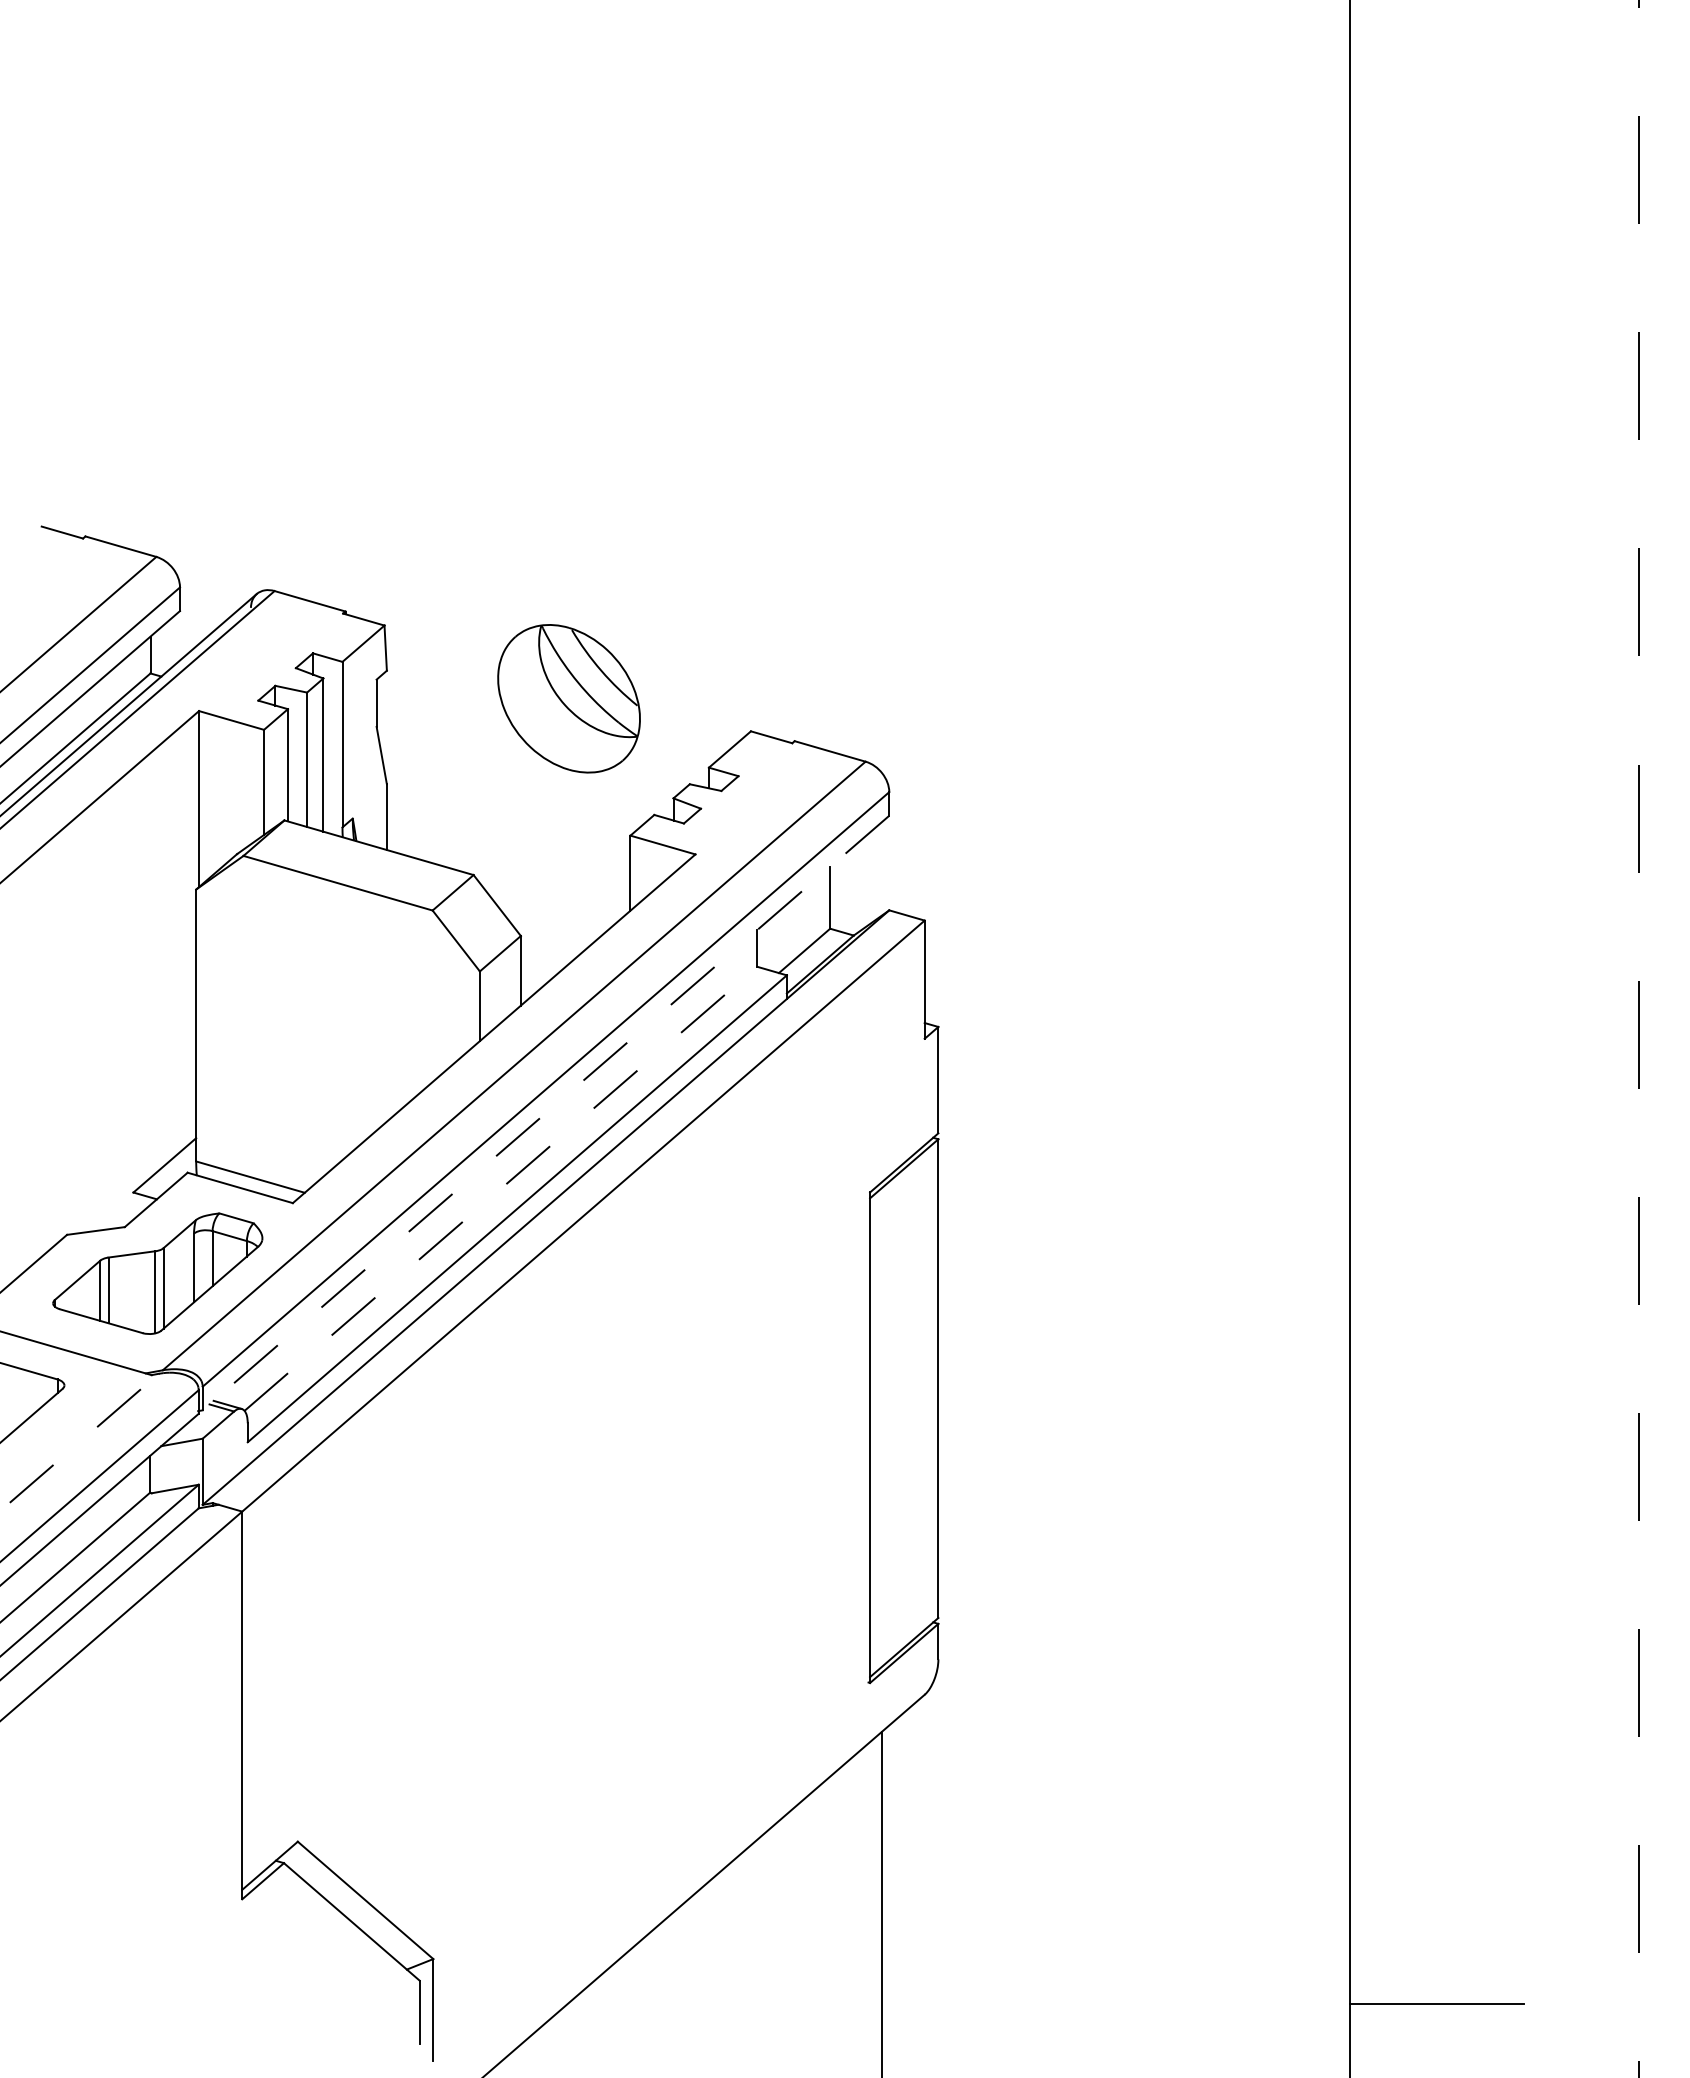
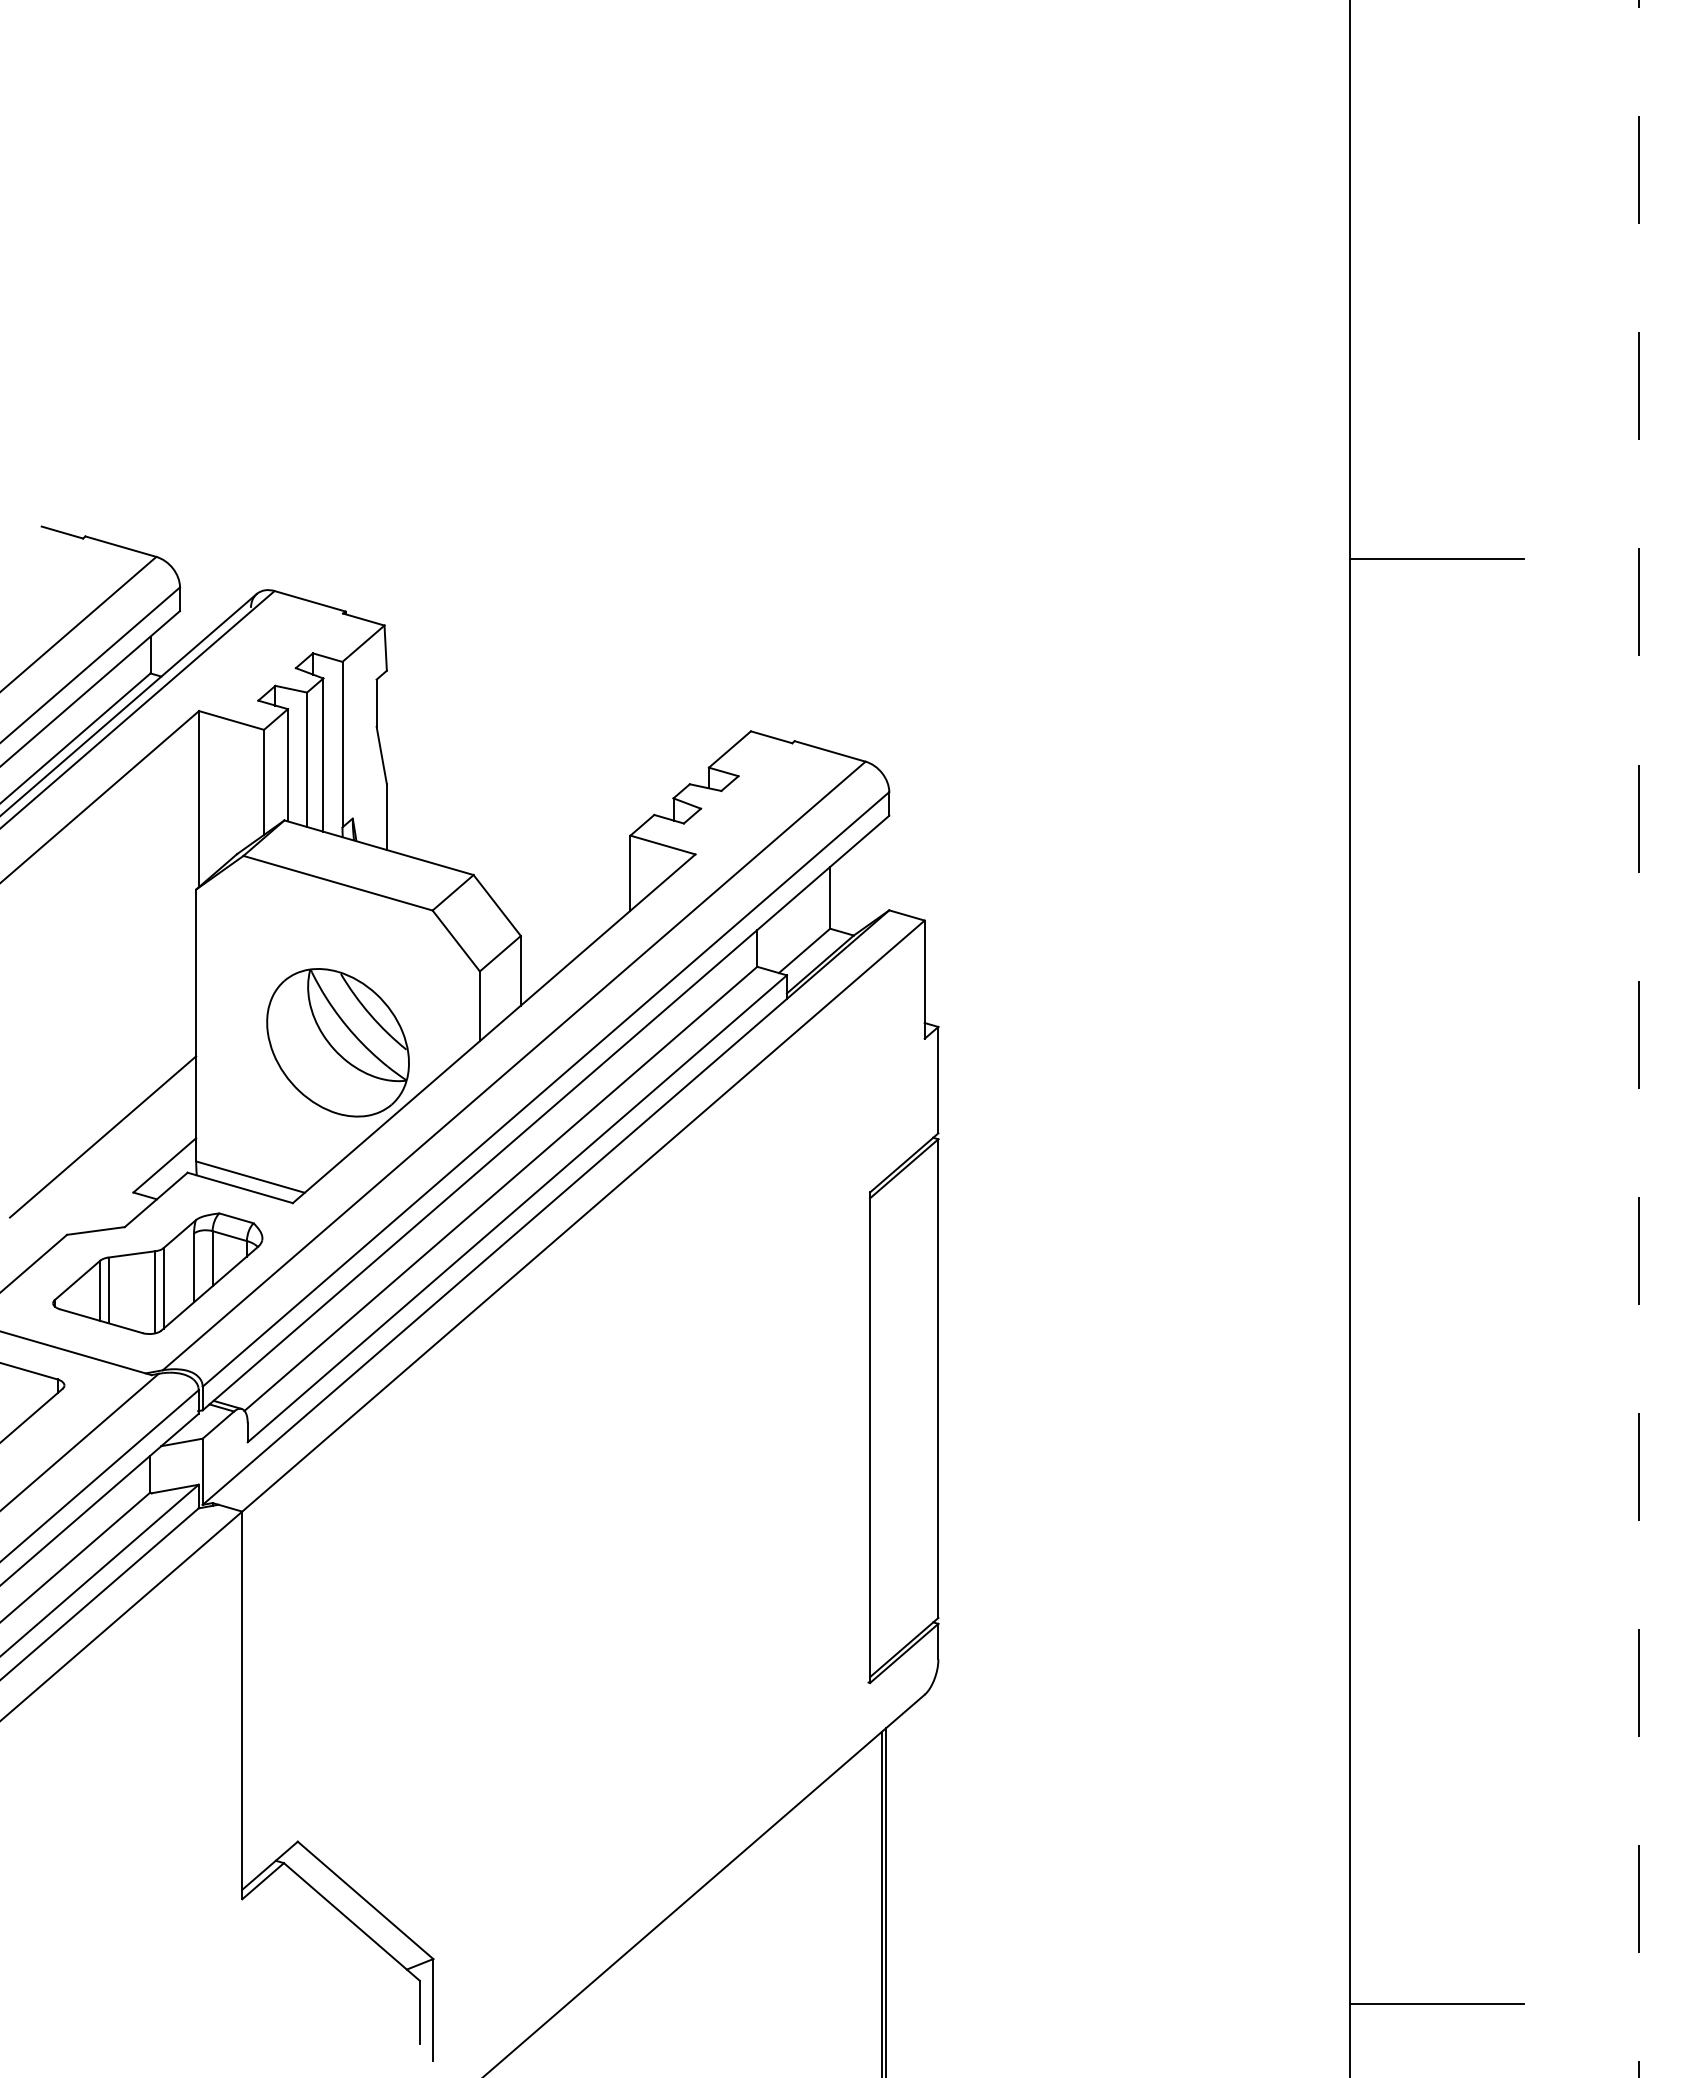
line: none -> present (1436, 559)
part position: (568, 698) -> (337, 1042) (337, 1042)
line: dashed -> solid (545, 1113)
line: none -> present (102, 1136)
line: dashed -> solid (501, 1188)
line: dashed -> solid (79, 1442)
line: none -> present (885, 1901)
